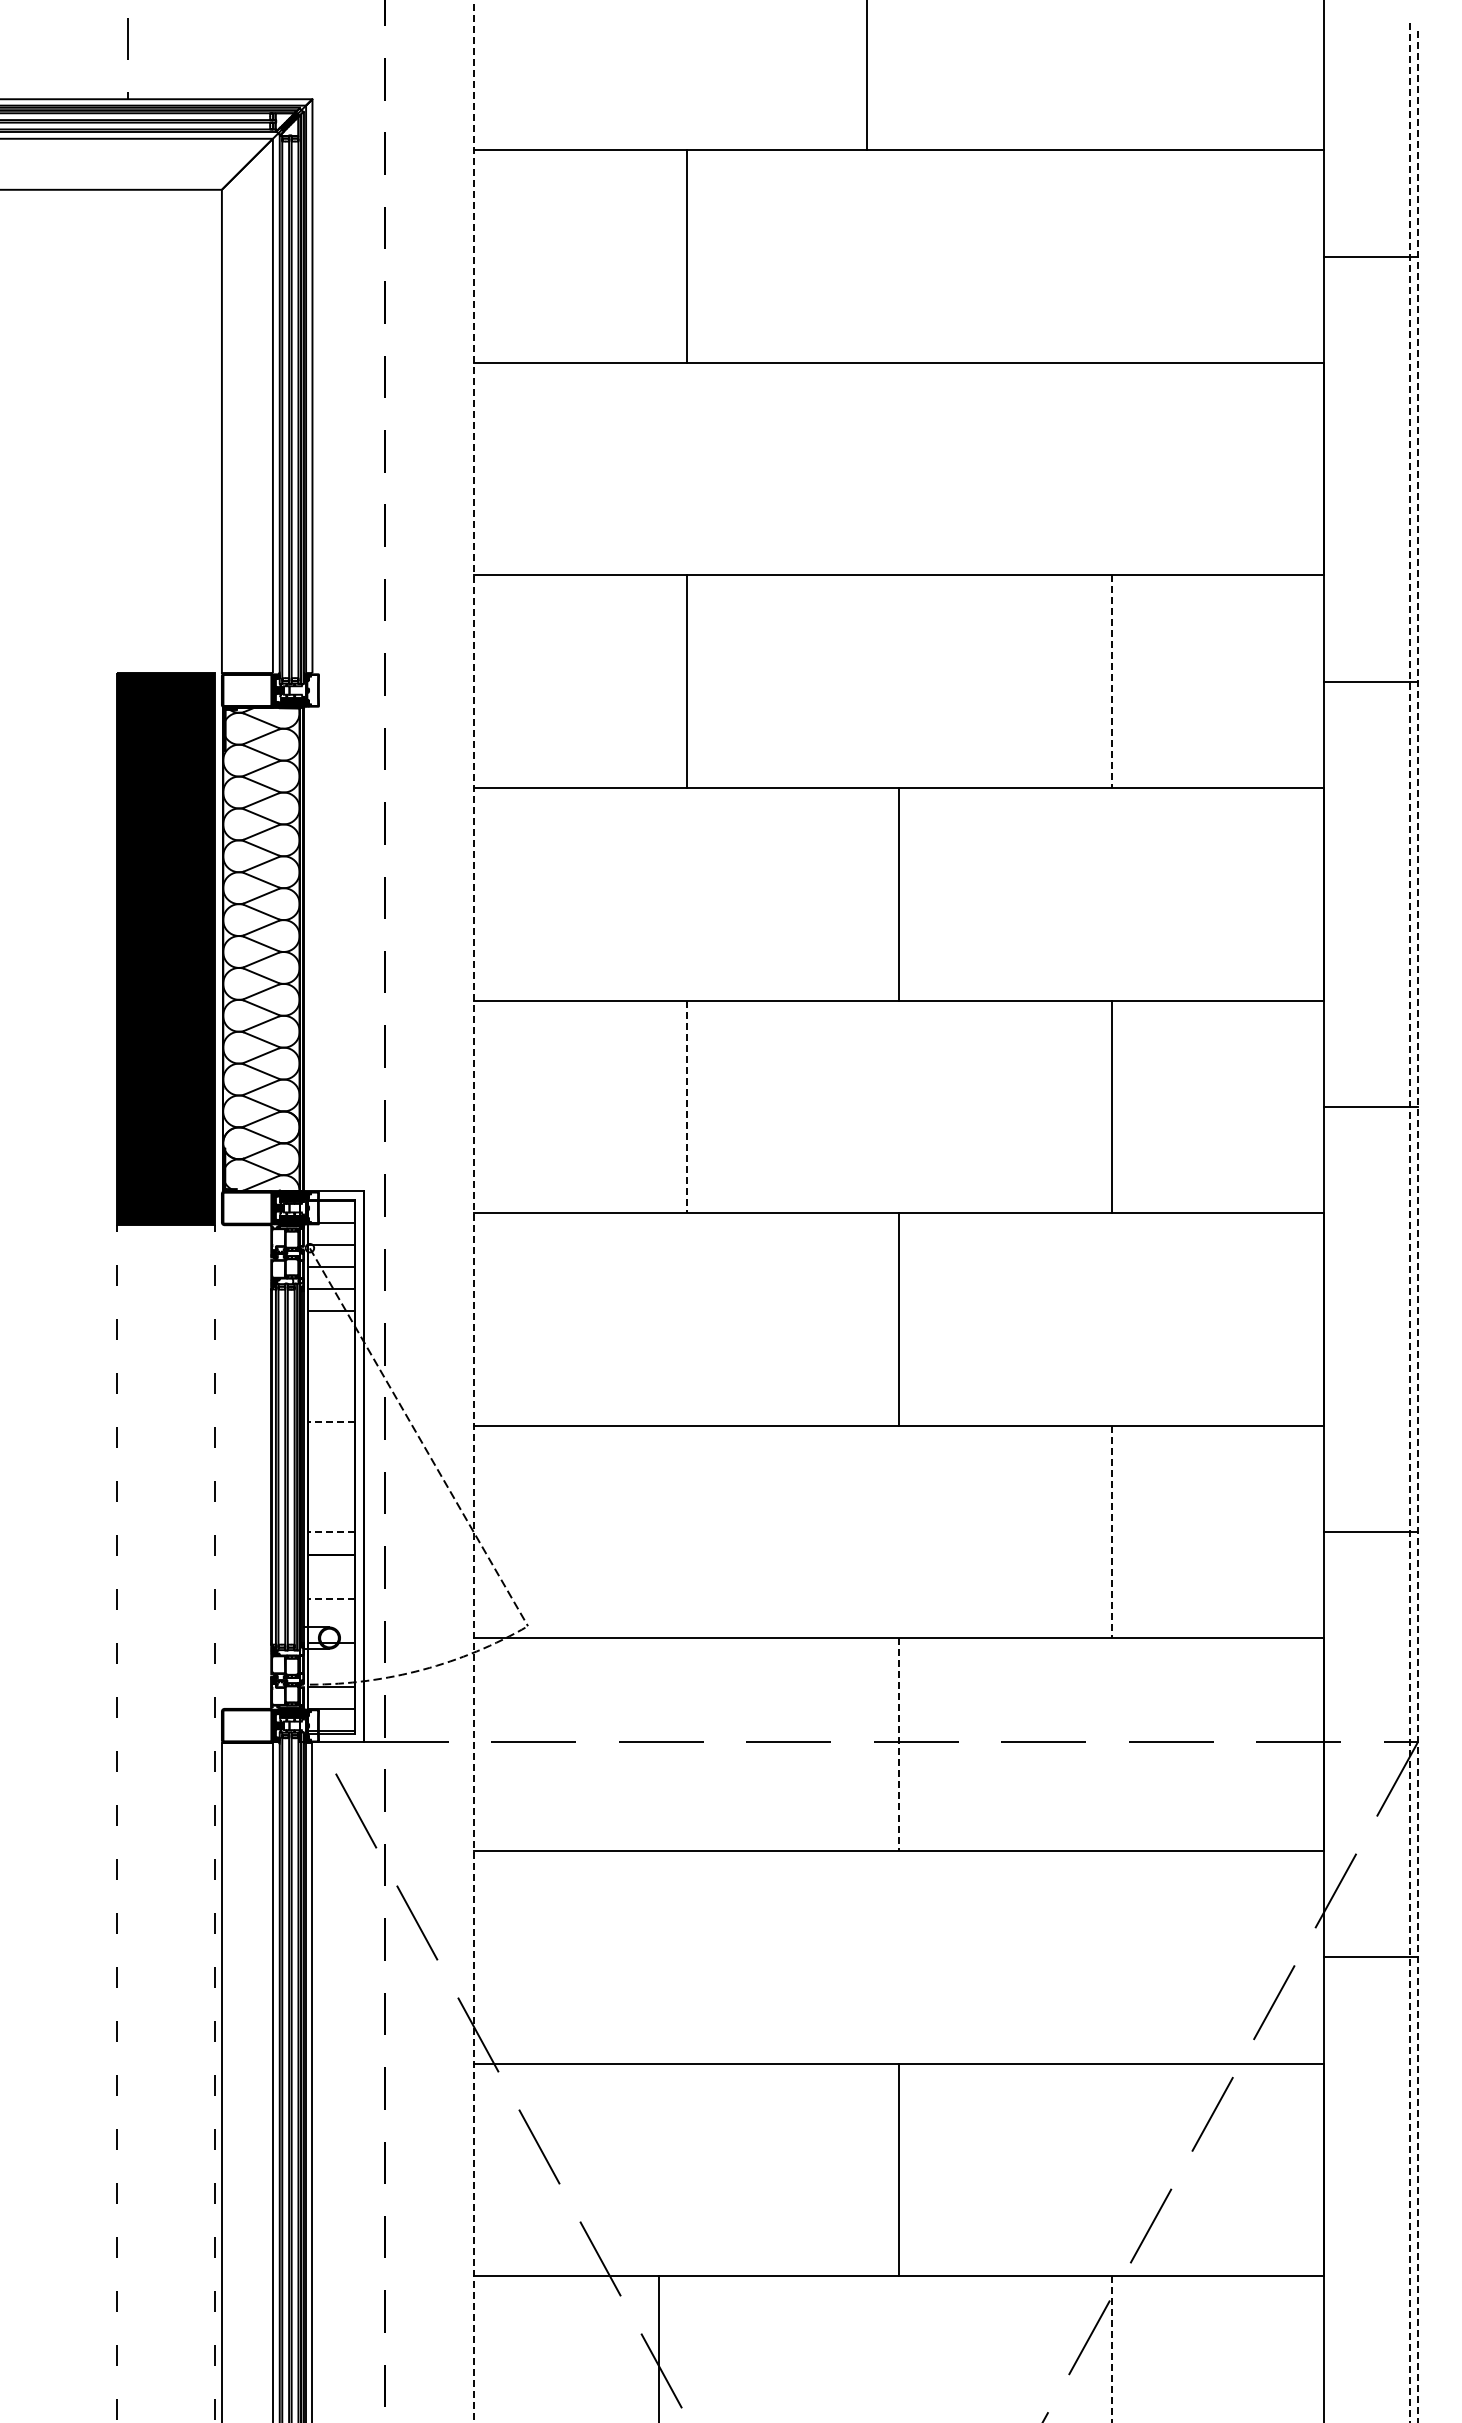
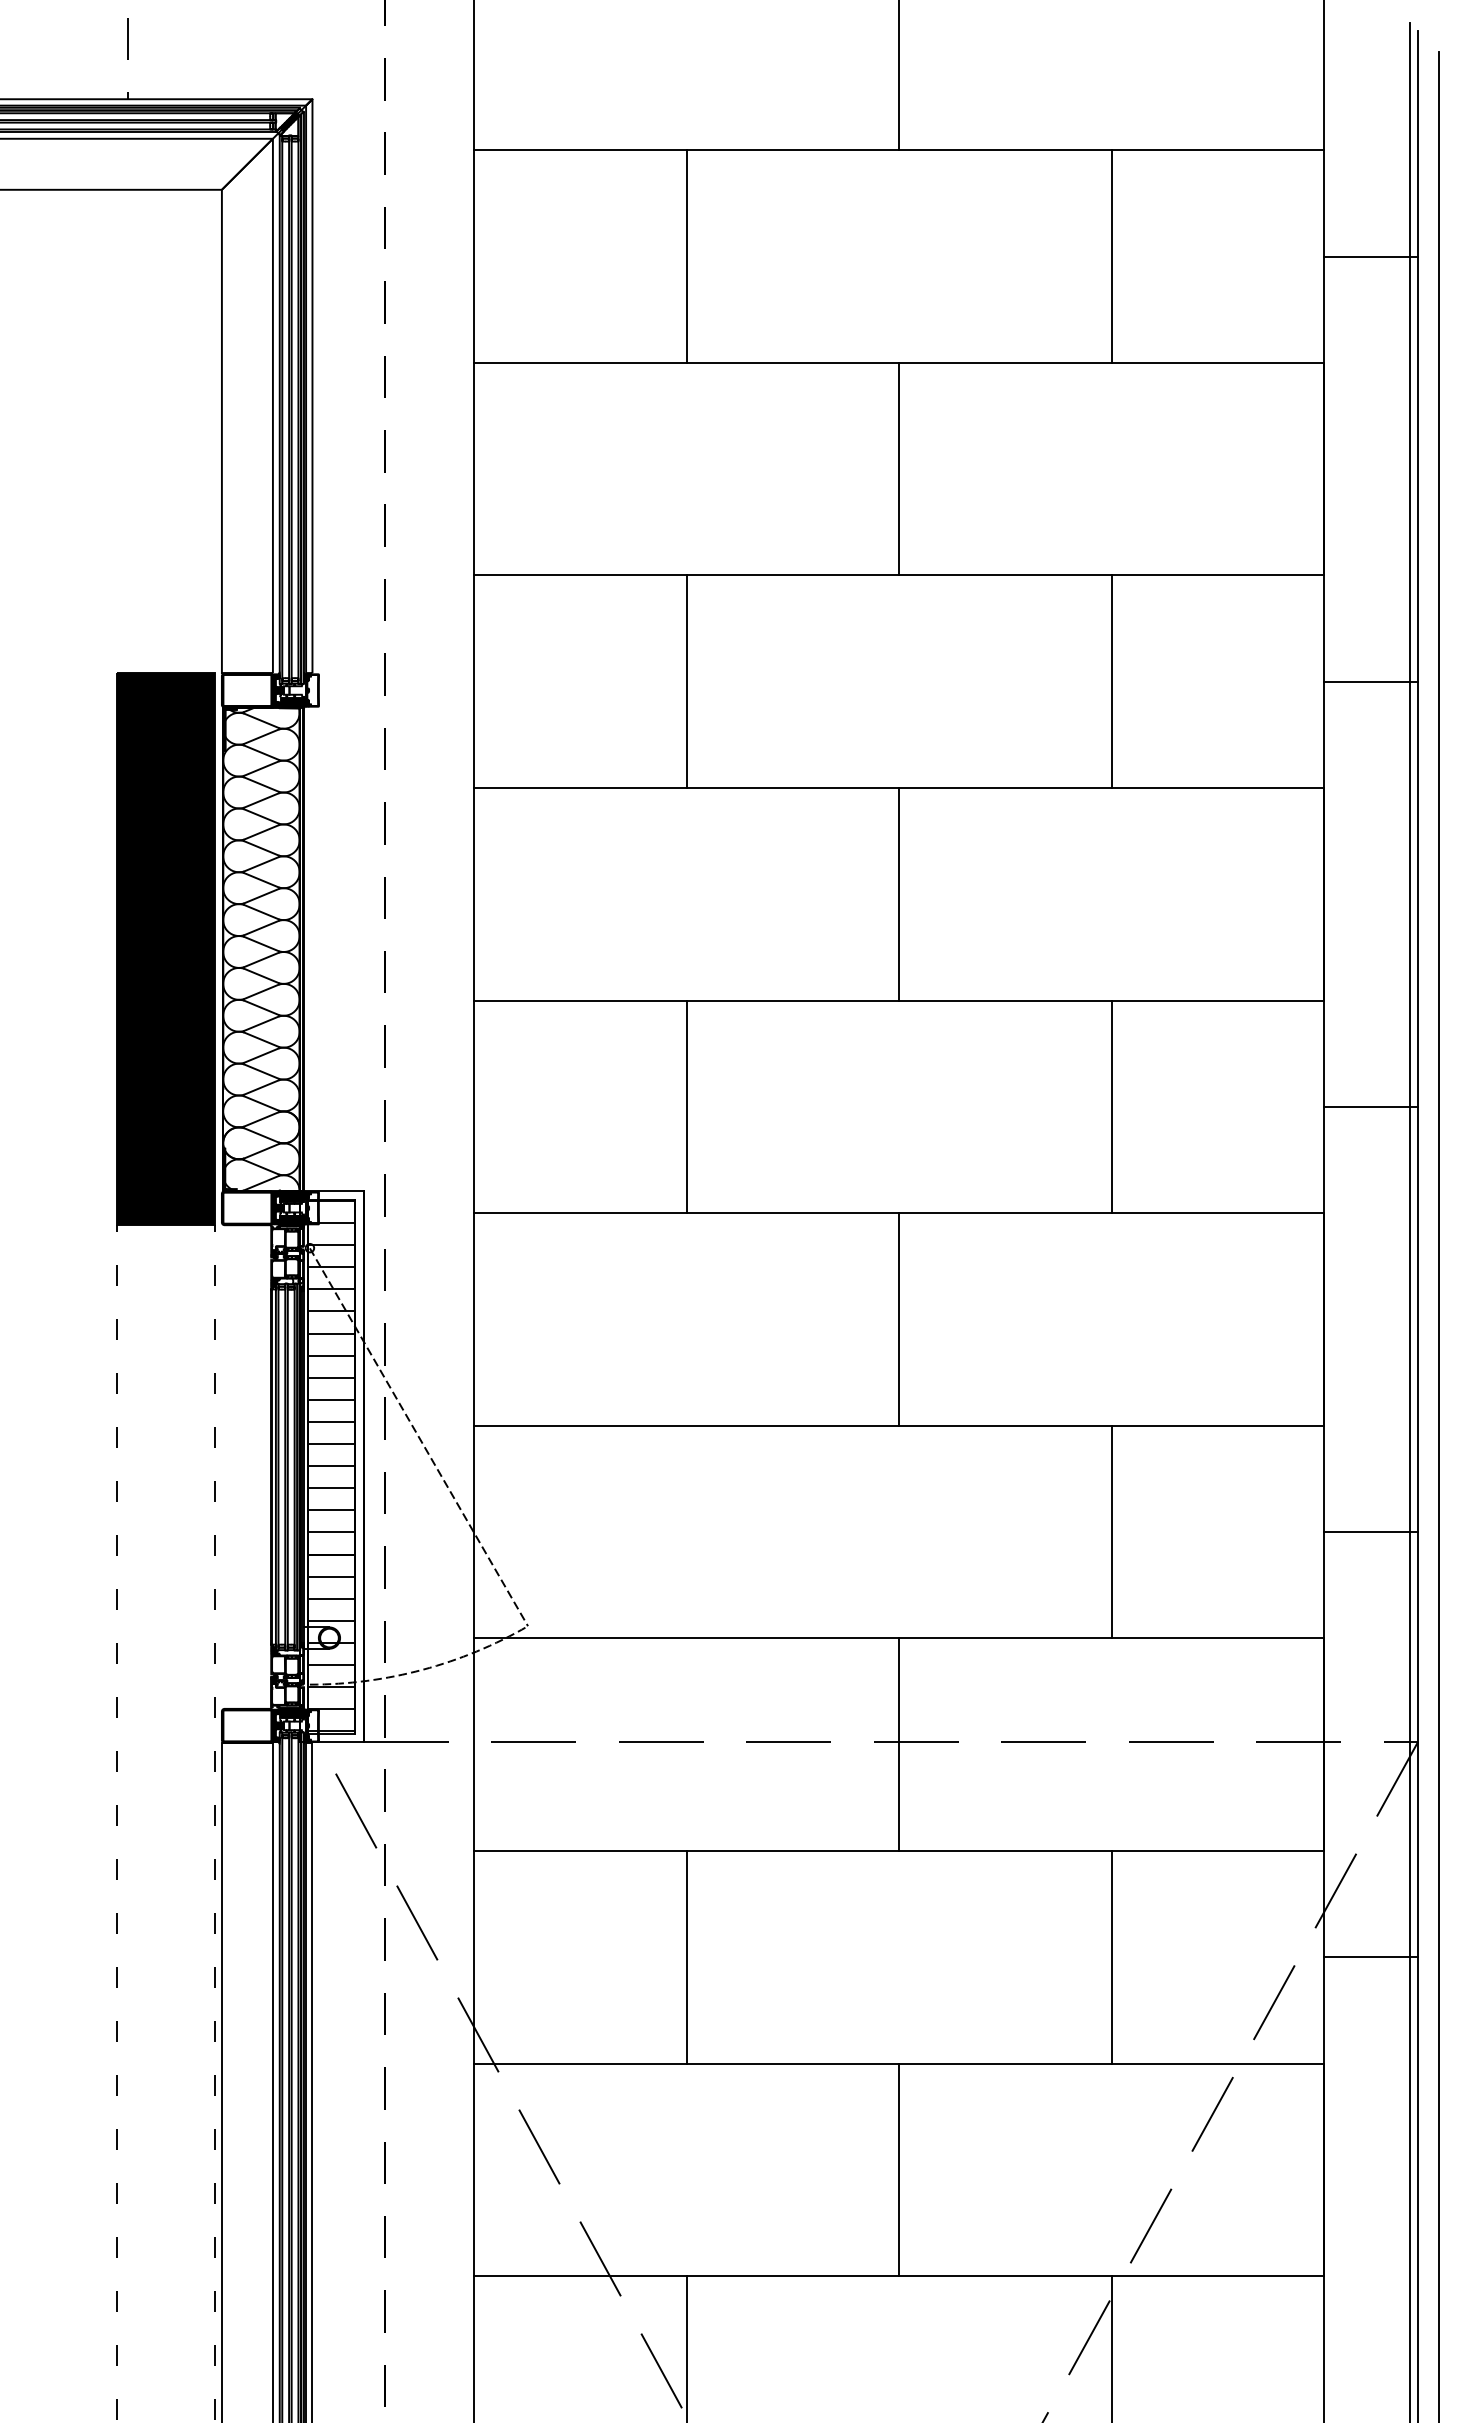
line position: (867, 76) -> (899, 76) (899, 76)
line: none -> present (1111, 256)
line: none -> present (899, 468)
line: dashed -> solid (1111, 682)
line: dashed -> solid (686, 1107)
line: dashed -> solid (474, 1211)
line: dashed -> solid (1409, 1222)
line: dashed -> solid (1418, 1226)
line: none -> present (1439, 1235)
line: none -> present (331, 1333)
line: none -> present (331, 1355)
line: none -> present (331, 1377)
line: none -> present (331, 1399)
line: dashed -> solid (331, 1421)
line: none -> present (331, 1444)
line: none -> present (331, 1466)
line: none -> present (331, 1488)
line: none -> present (331, 1510)
line: dashed -> solid (331, 1532)
line: dashed -> solid (1111, 1532)
line: none -> present (331, 1576)
line: dashed -> solid (331, 1598)
line: none -> present (331, 1620)
line: none -> present (331, 1665)
line: dashed -> solid (899, 1745)
line: none -> present (686, 1957)
line: none -> present (1111, 1957)
line position: (658, 2347) -> (686, 2347) (686, 2347)
line: dashed -> solid (1111, 2349)
